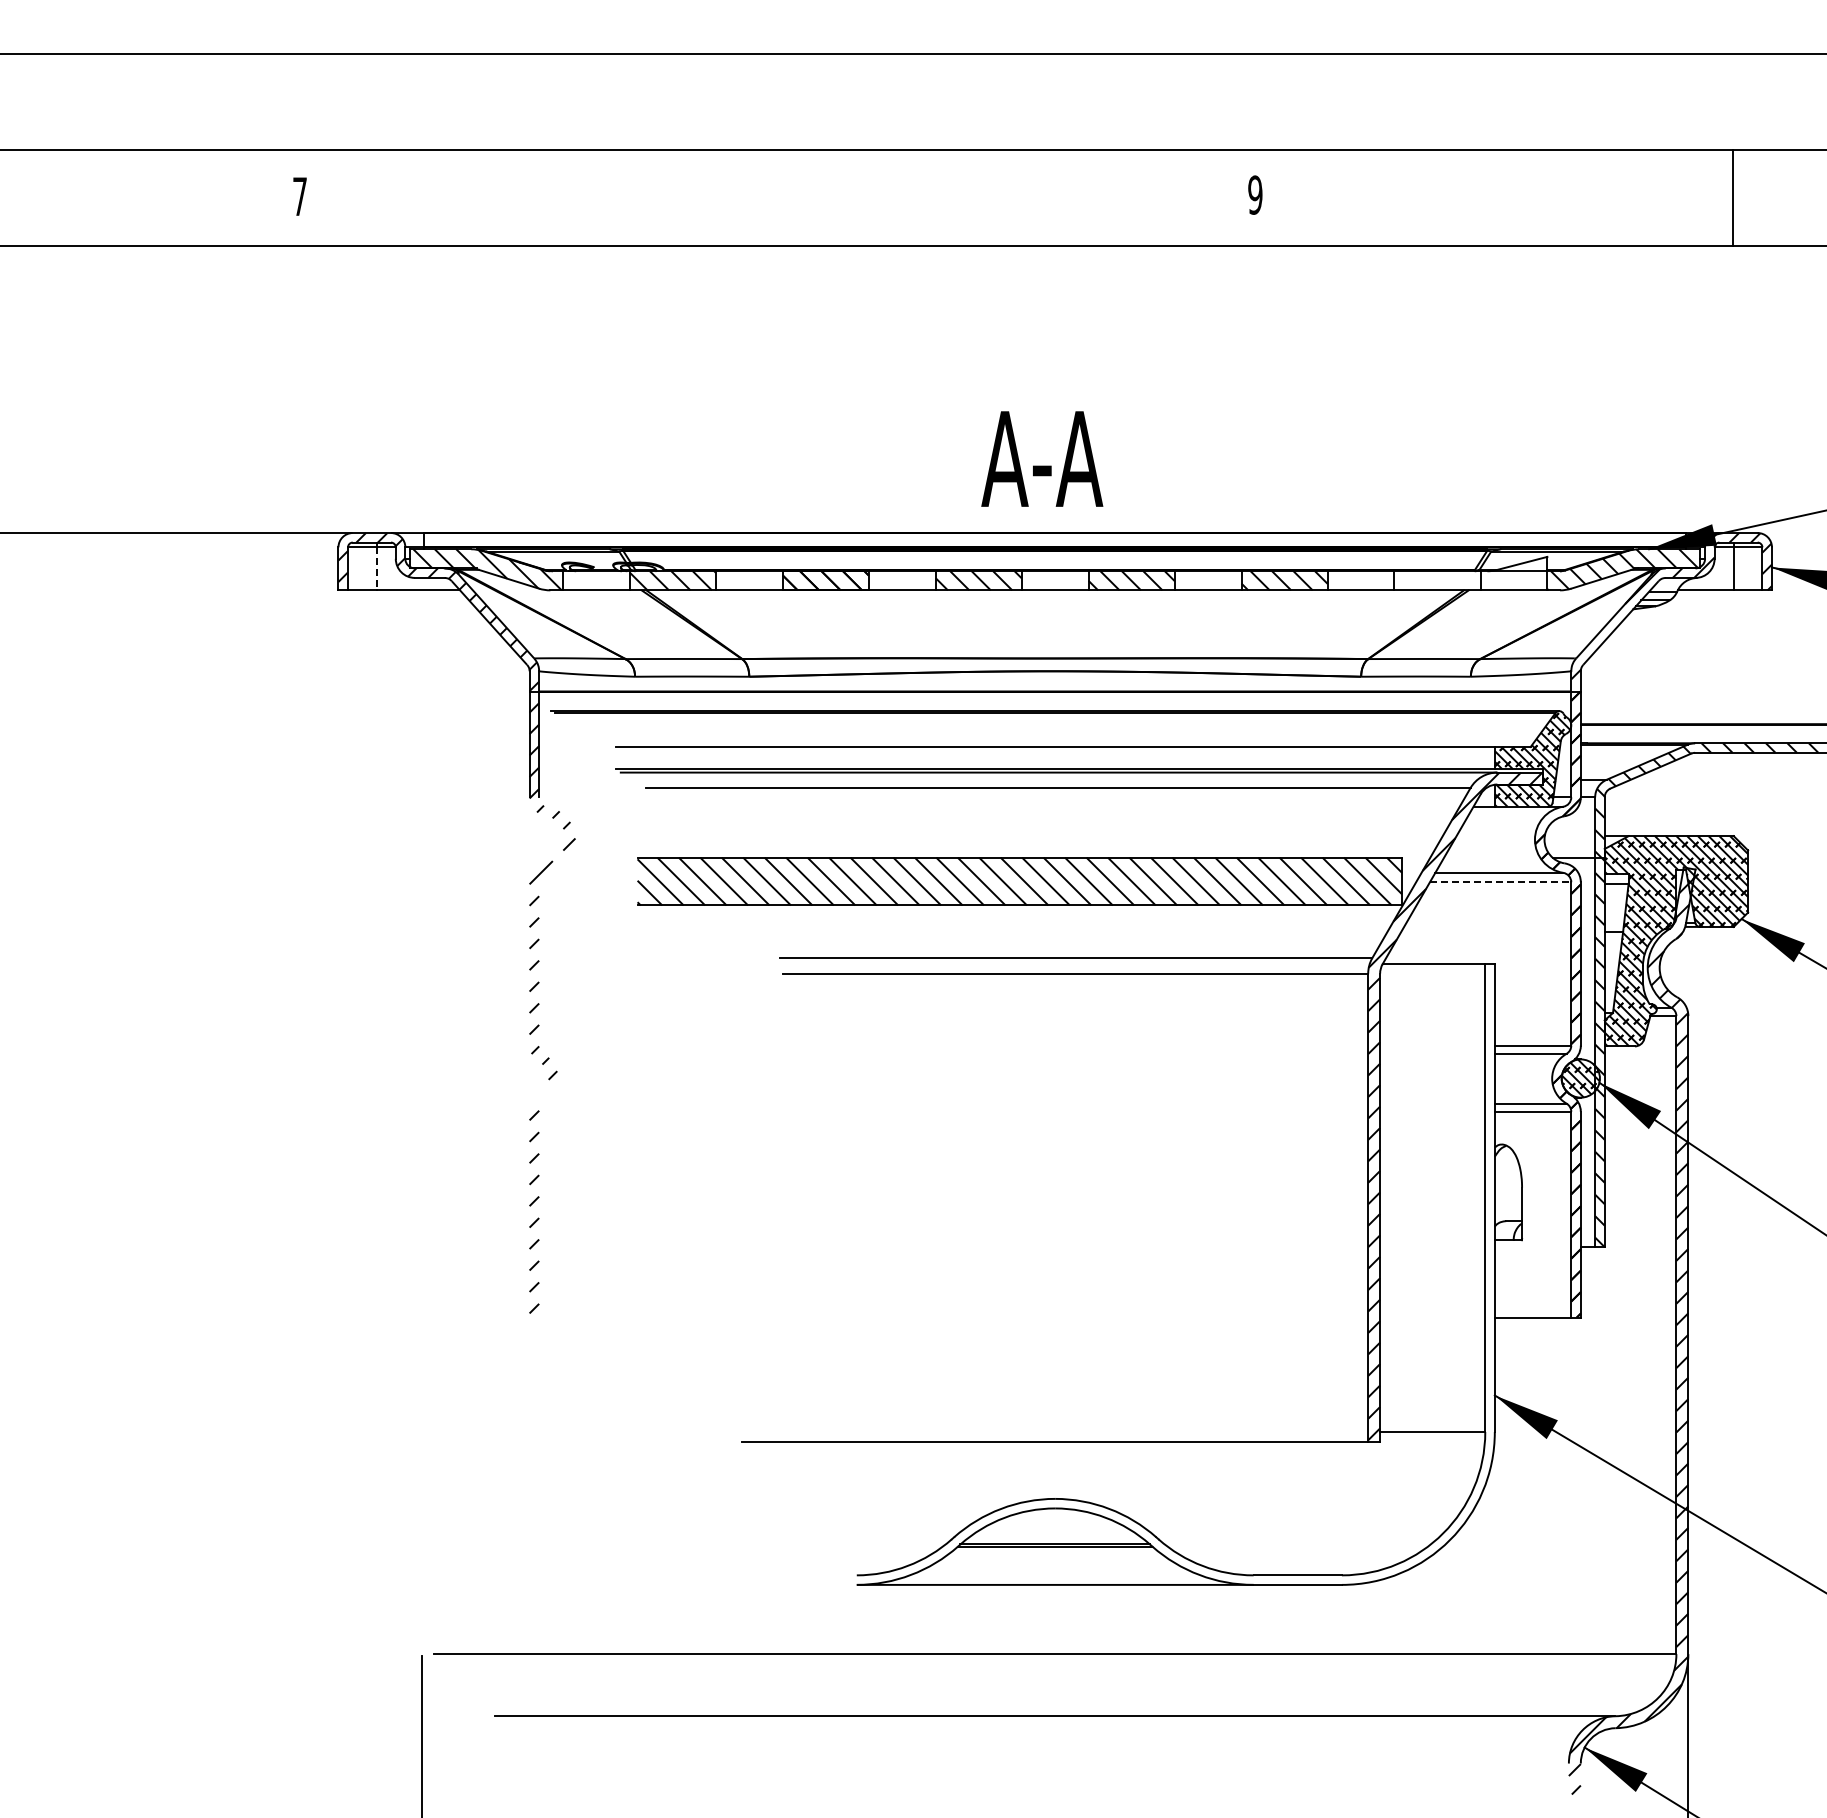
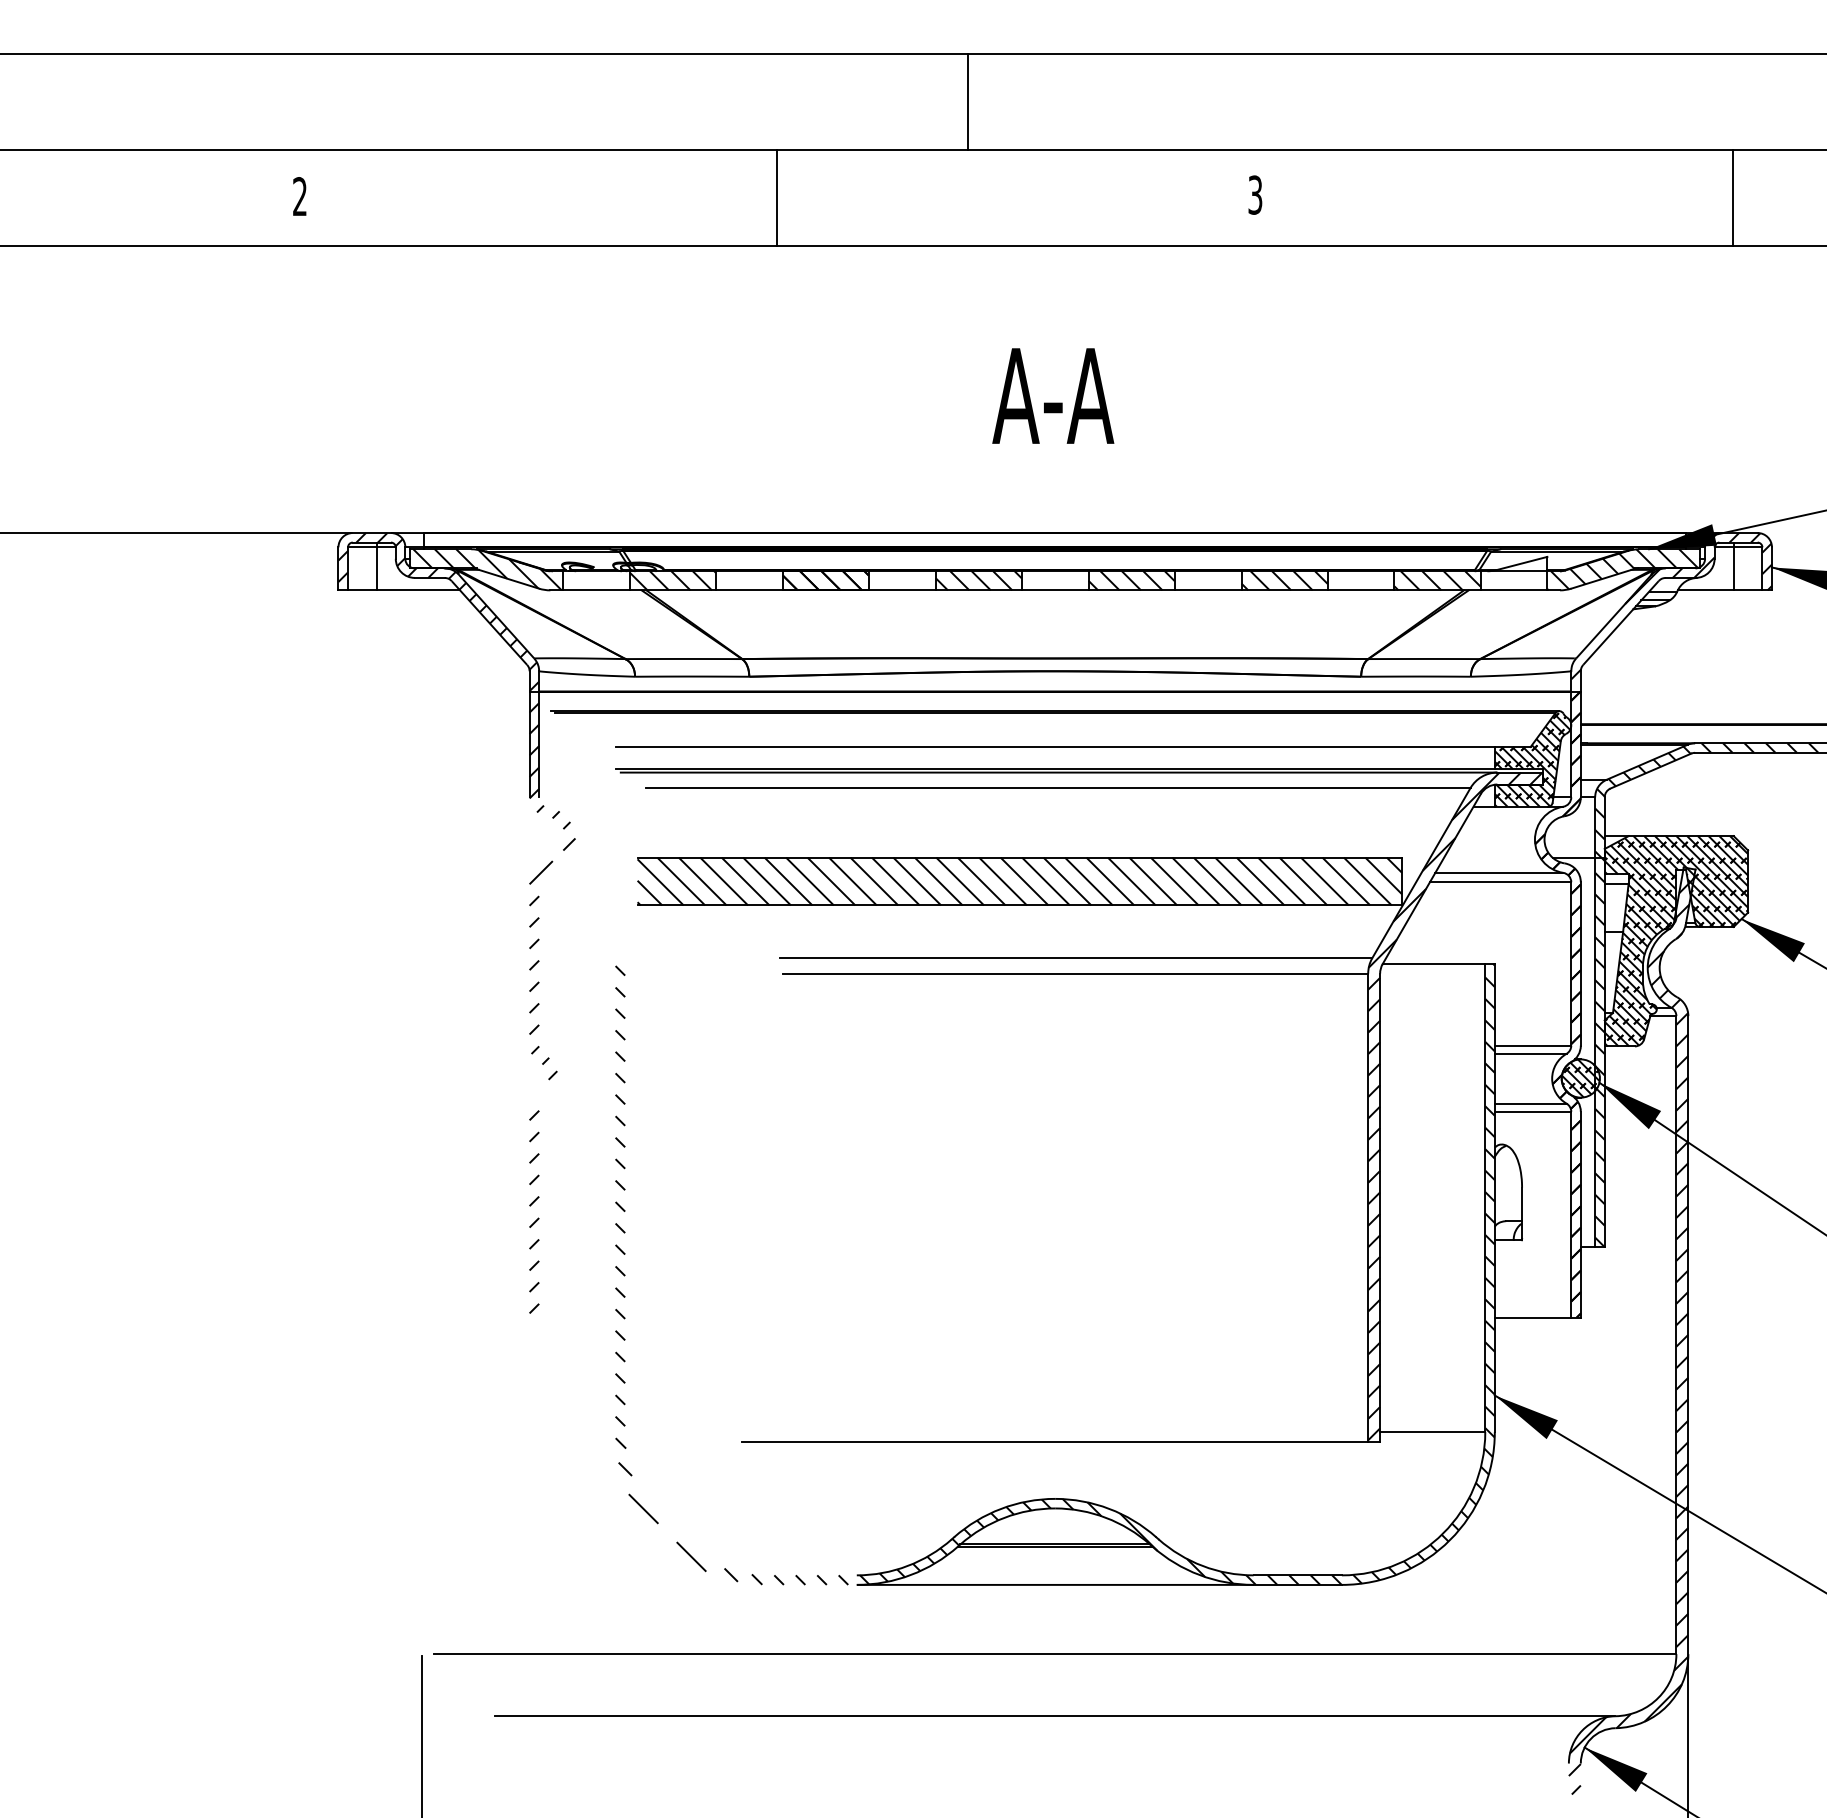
line: none -> present (968, 102)
text: 9 -> 3 (1255, 194)
text: 7 -> 2 (299, 196)
line: none -> present (777, 197)
text position: (1042, 458) -> (1053, 395) (1053, 395)
line: dashed -> solid (376, 568)
hatch: none -> present (1437, 580)
line: dashed -> solid (1500, 882)
hatch: none -> present (1054, 1273)
